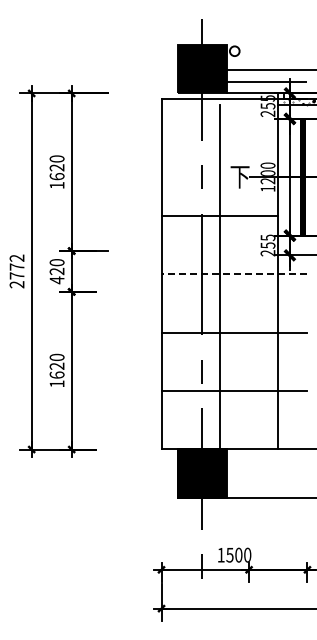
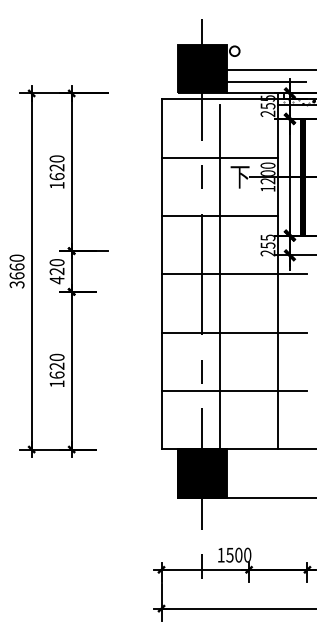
line: none -> present (219, 157)
text: 2772 -> 3660 (16, 271)
line: dashed -> solid (234, 274)
